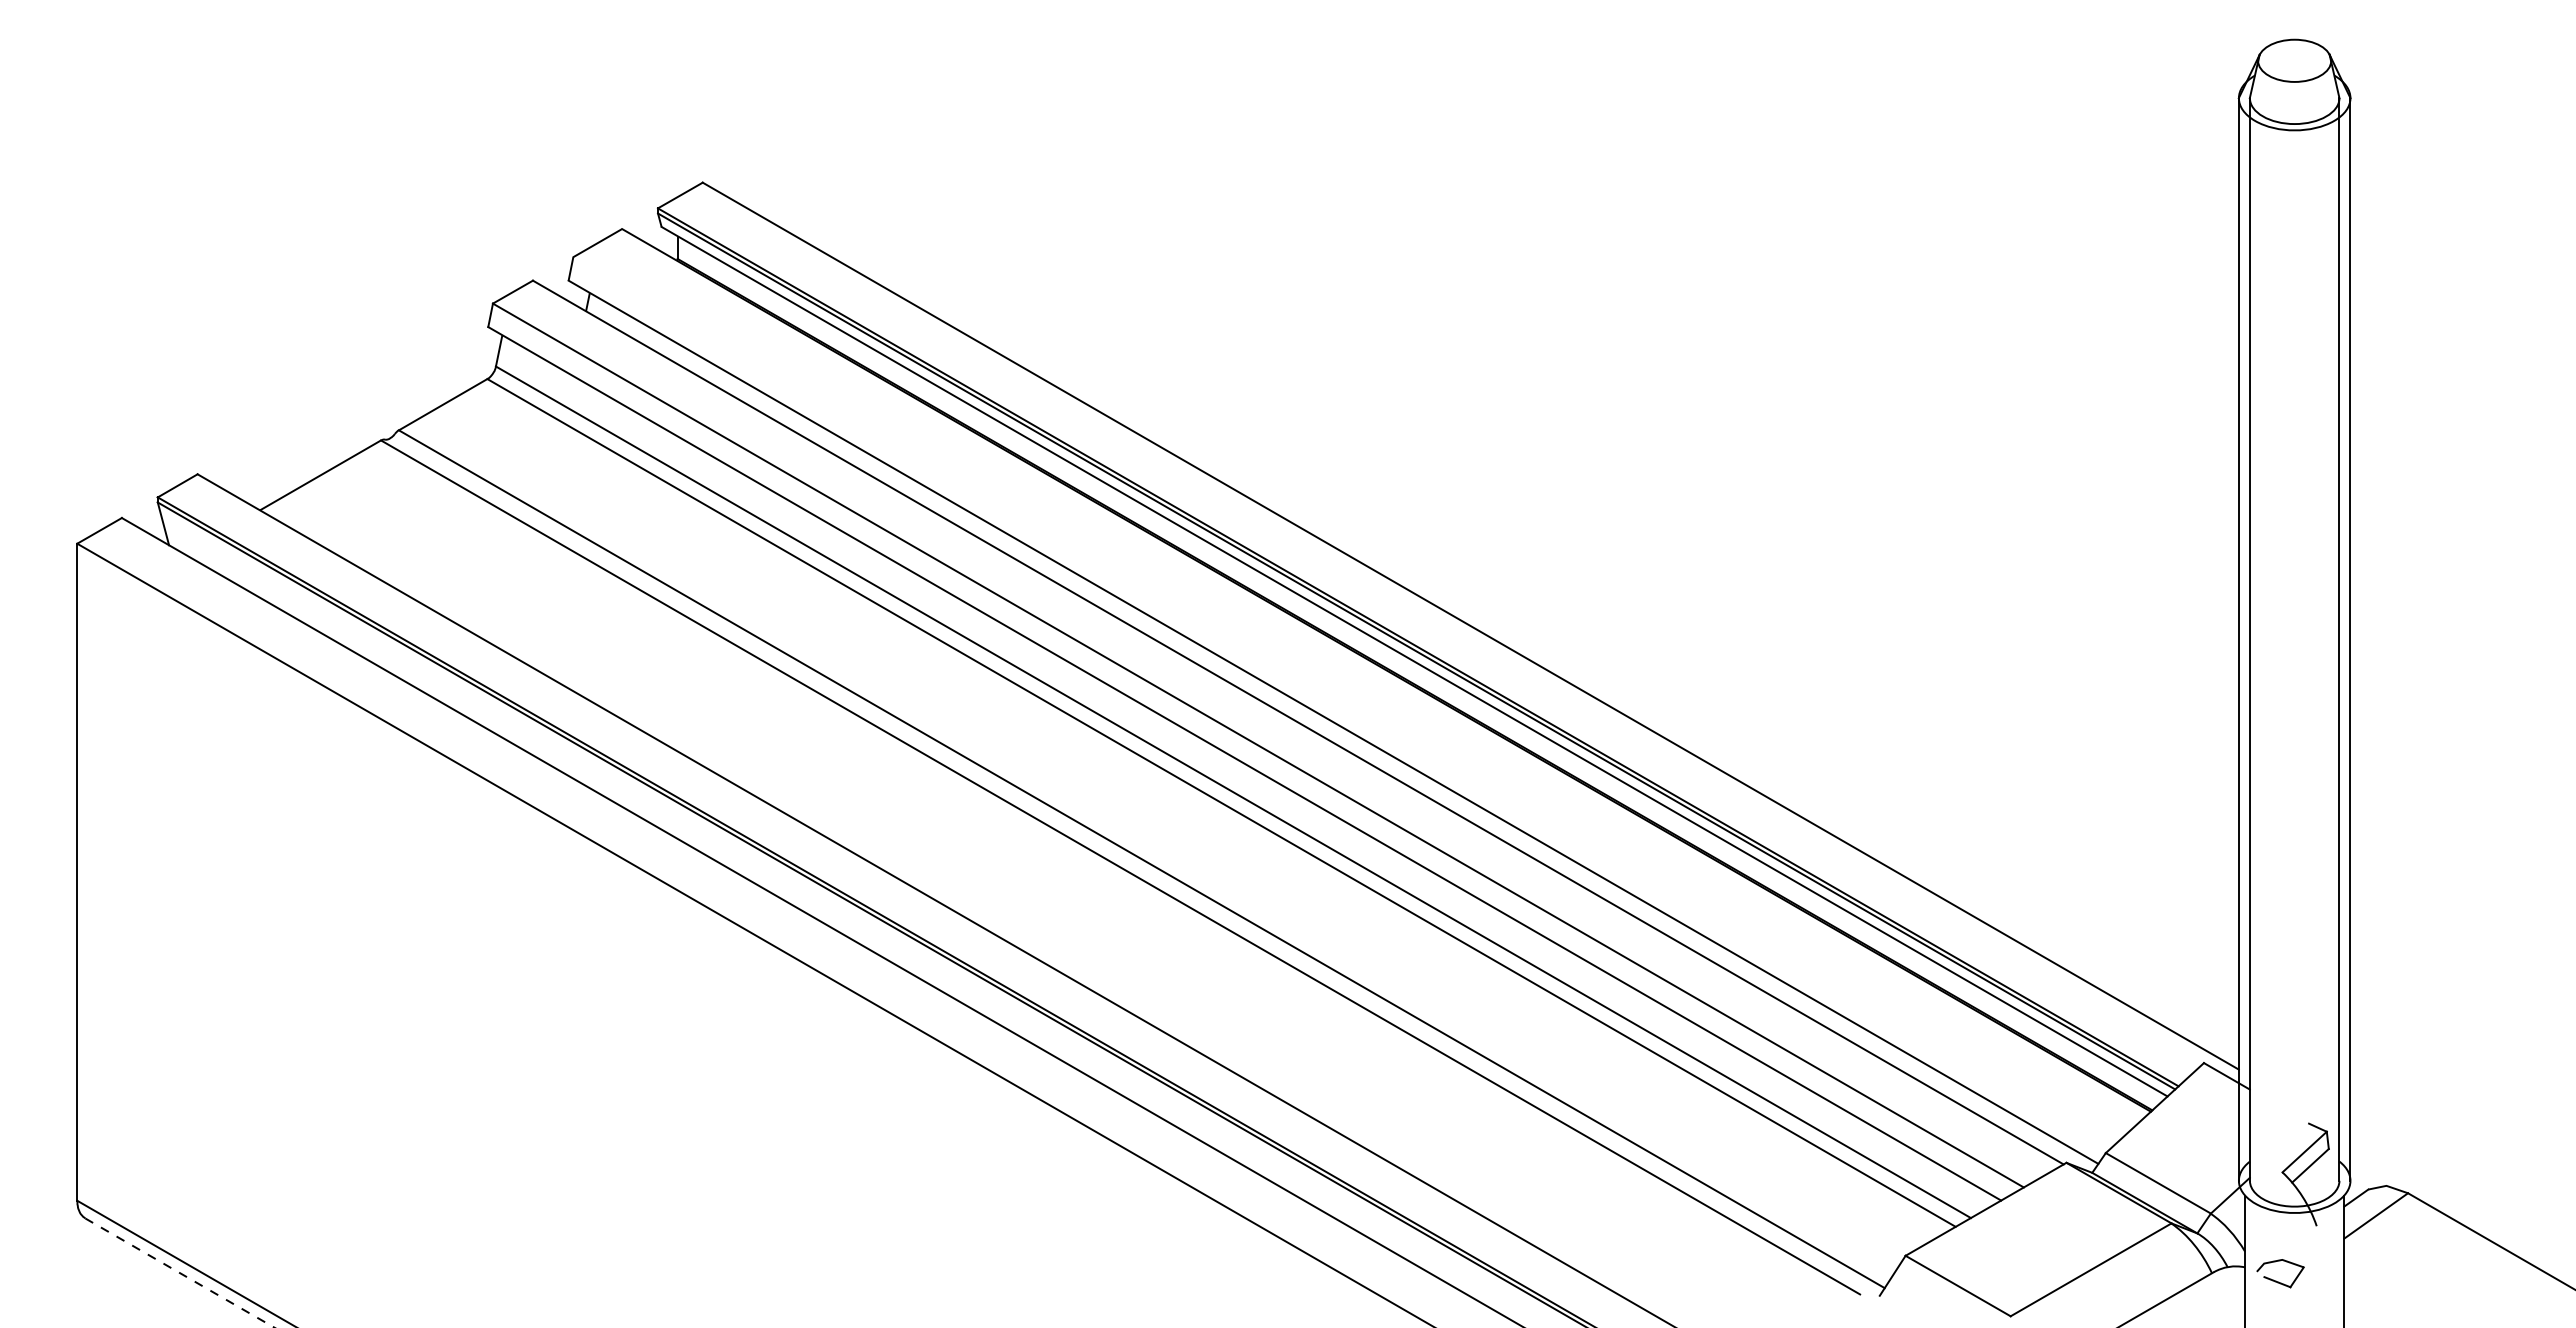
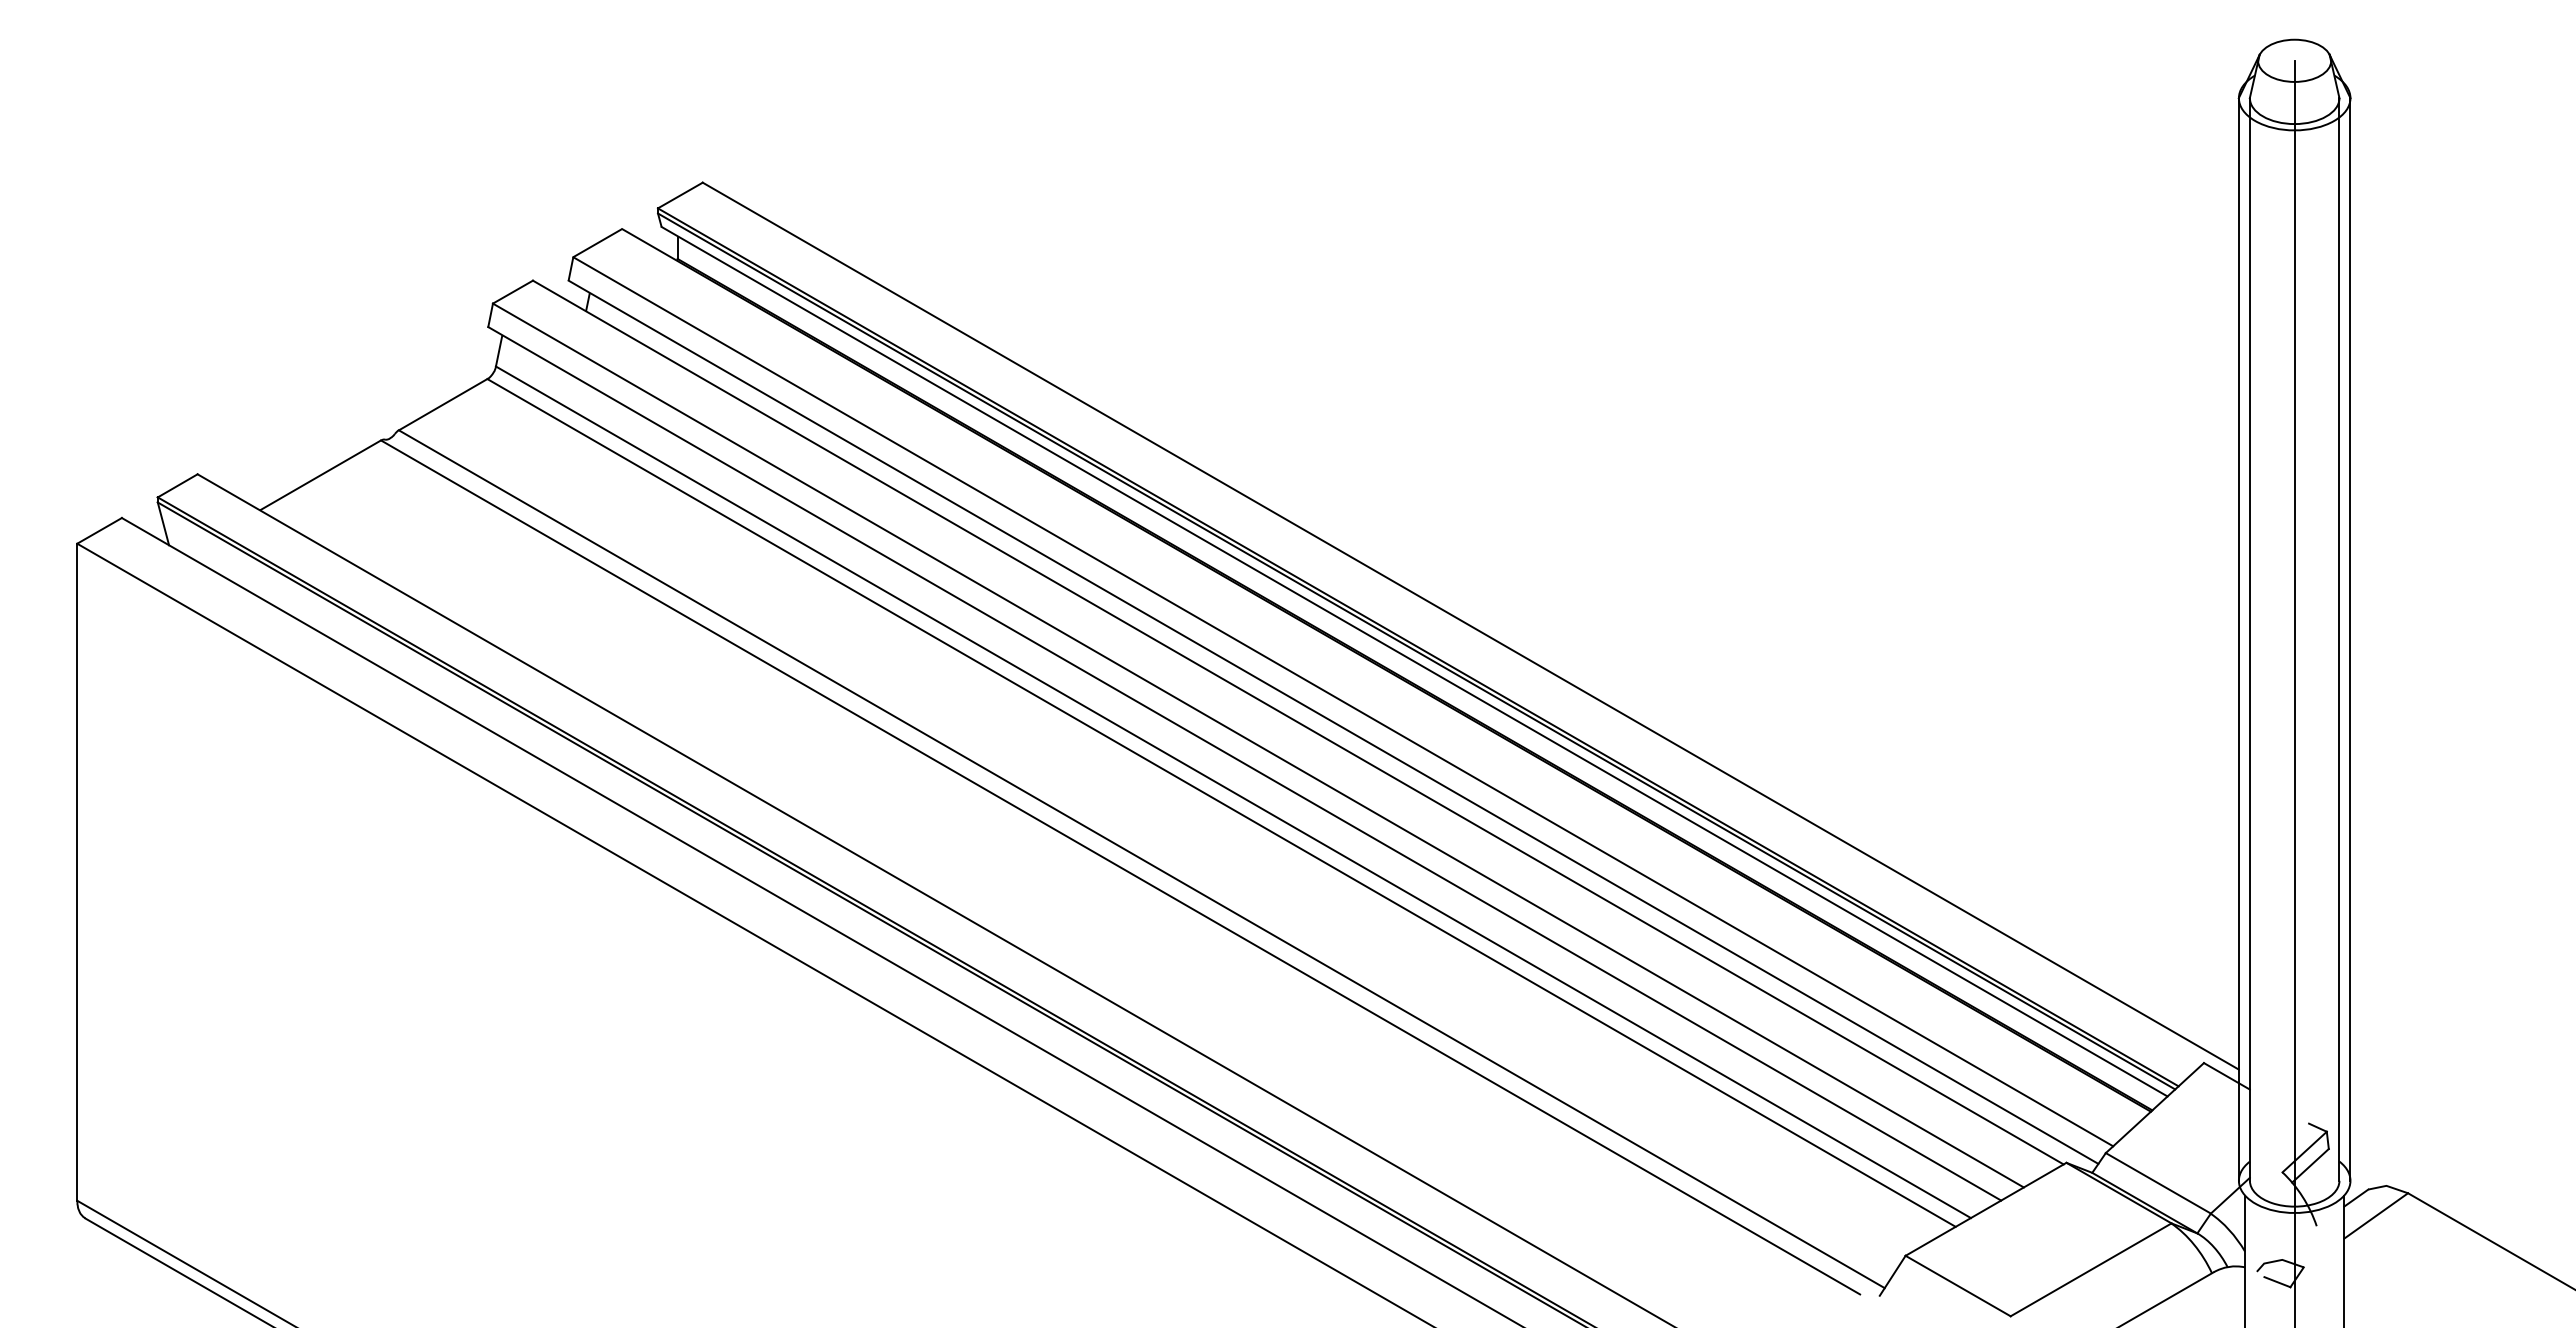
line: none -> present (2294, 692)
line: none -> present (1343, 701)
line: dashed -> solid (180, 1273)
